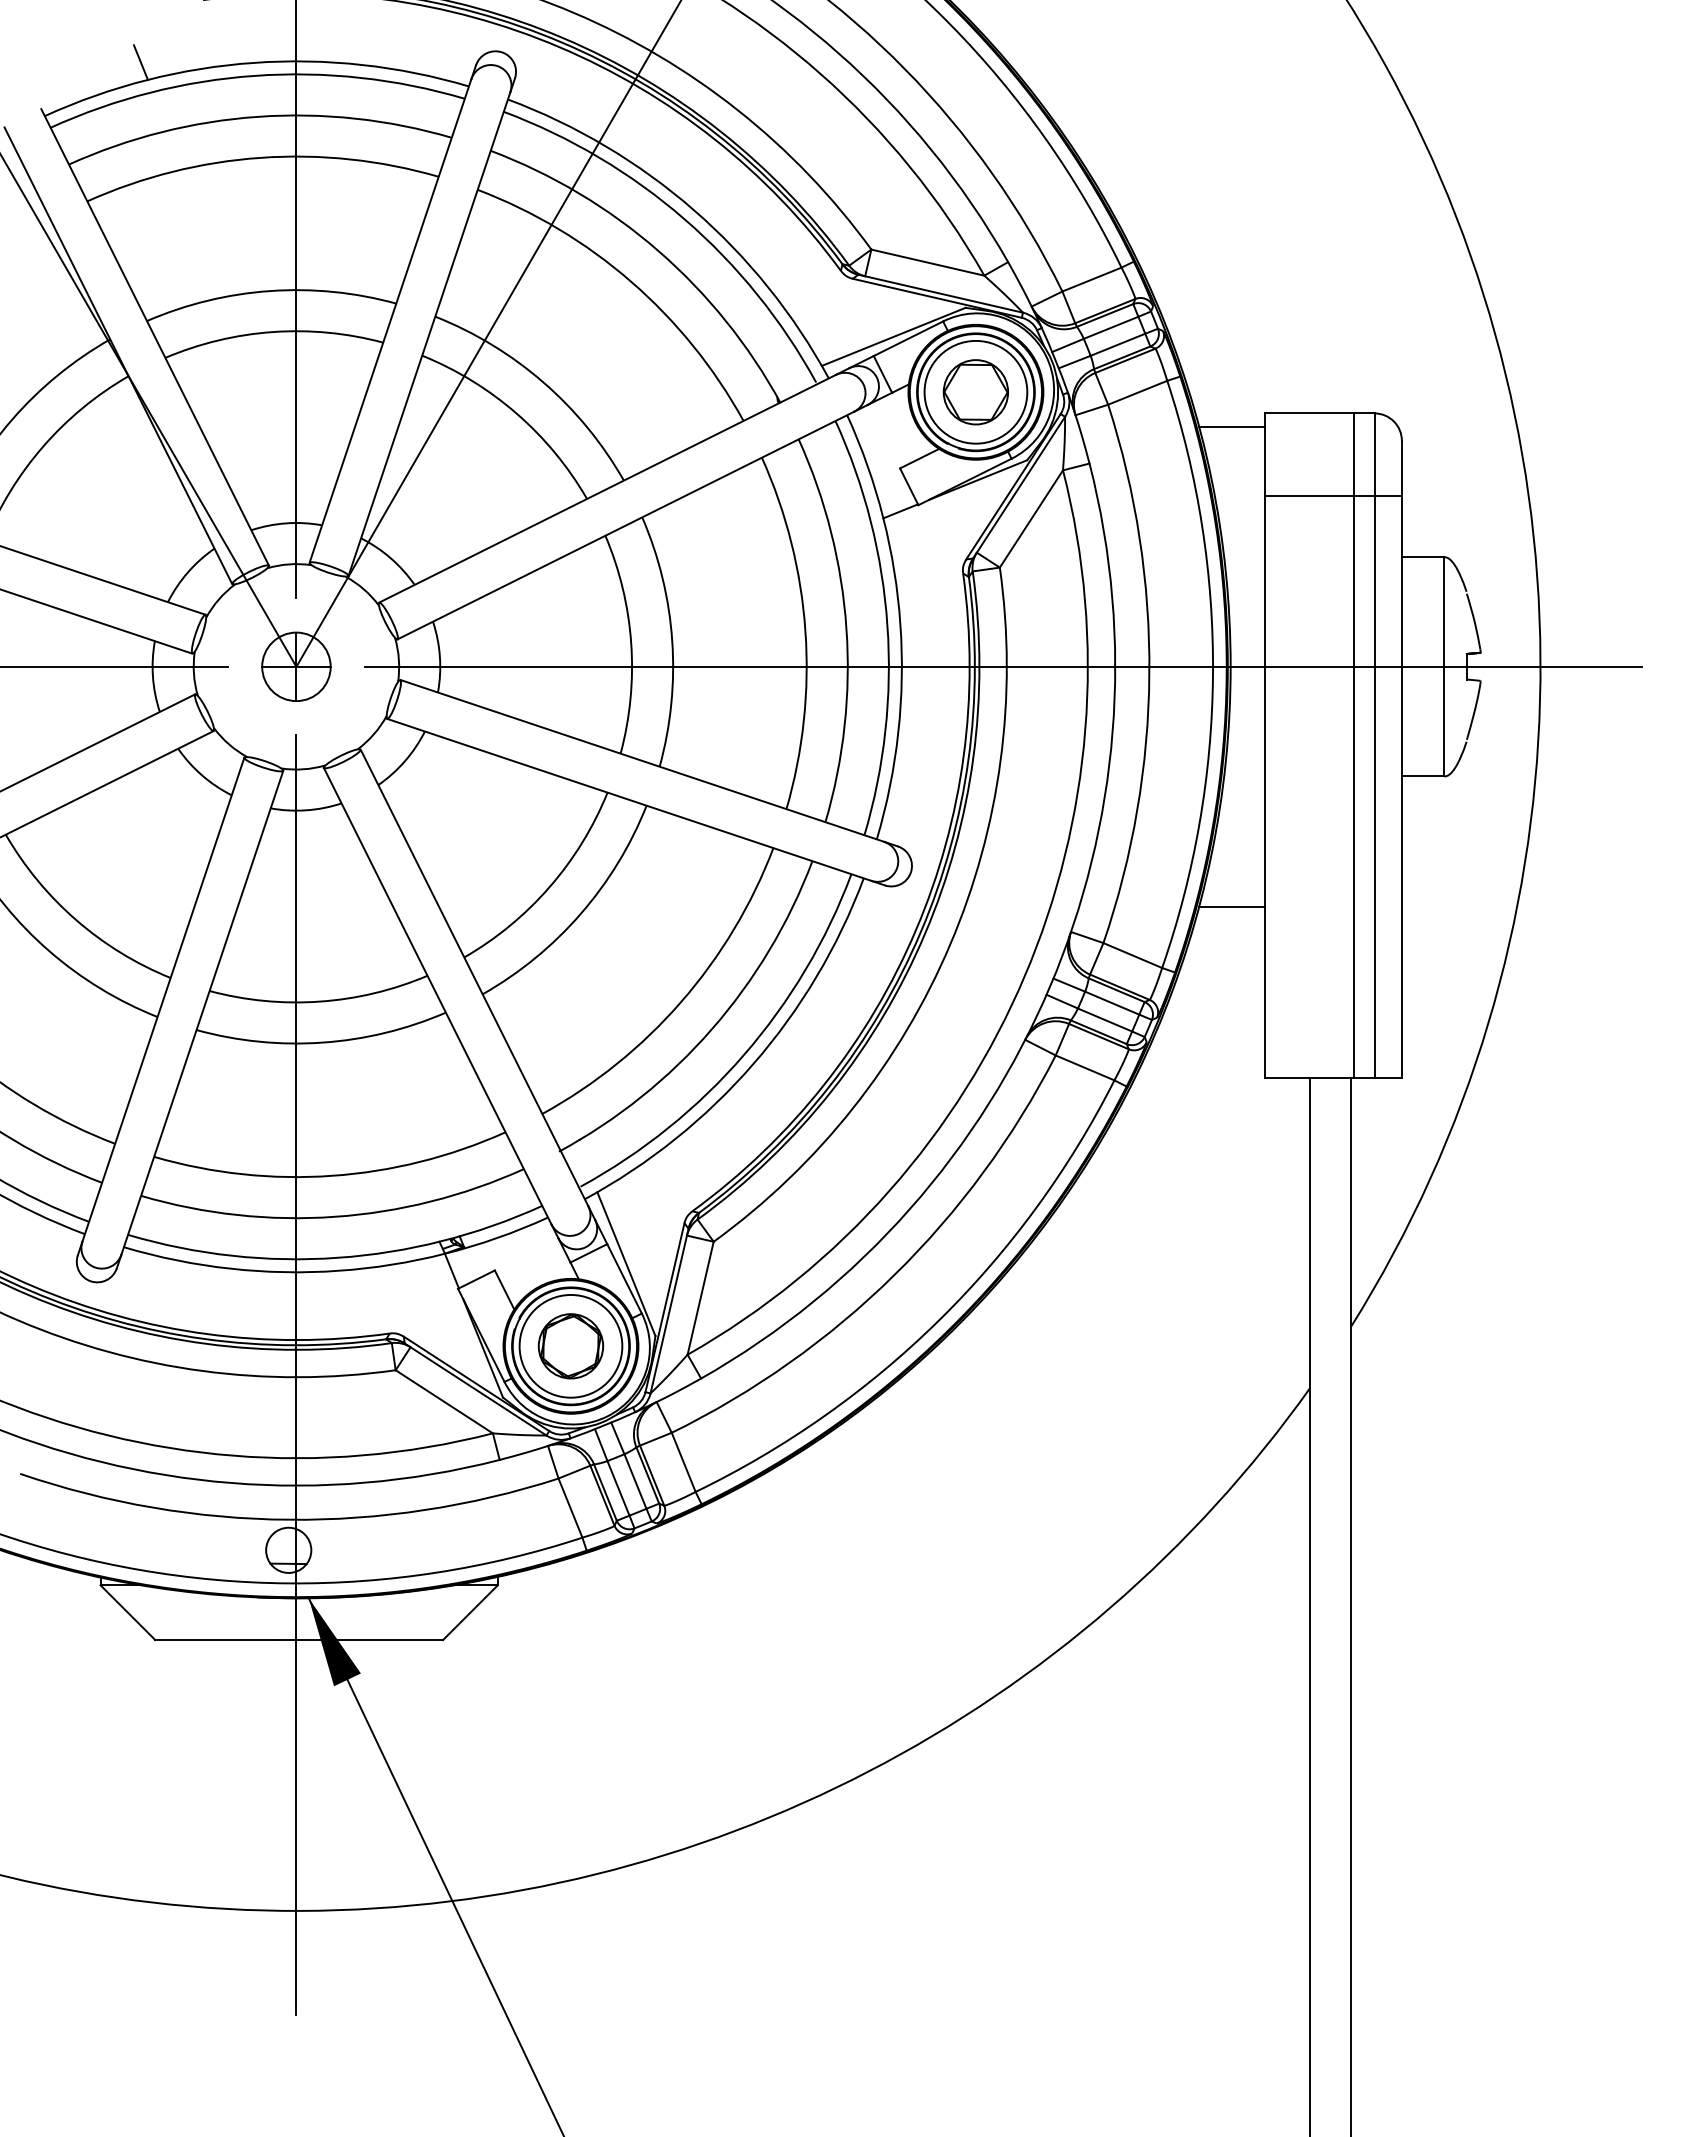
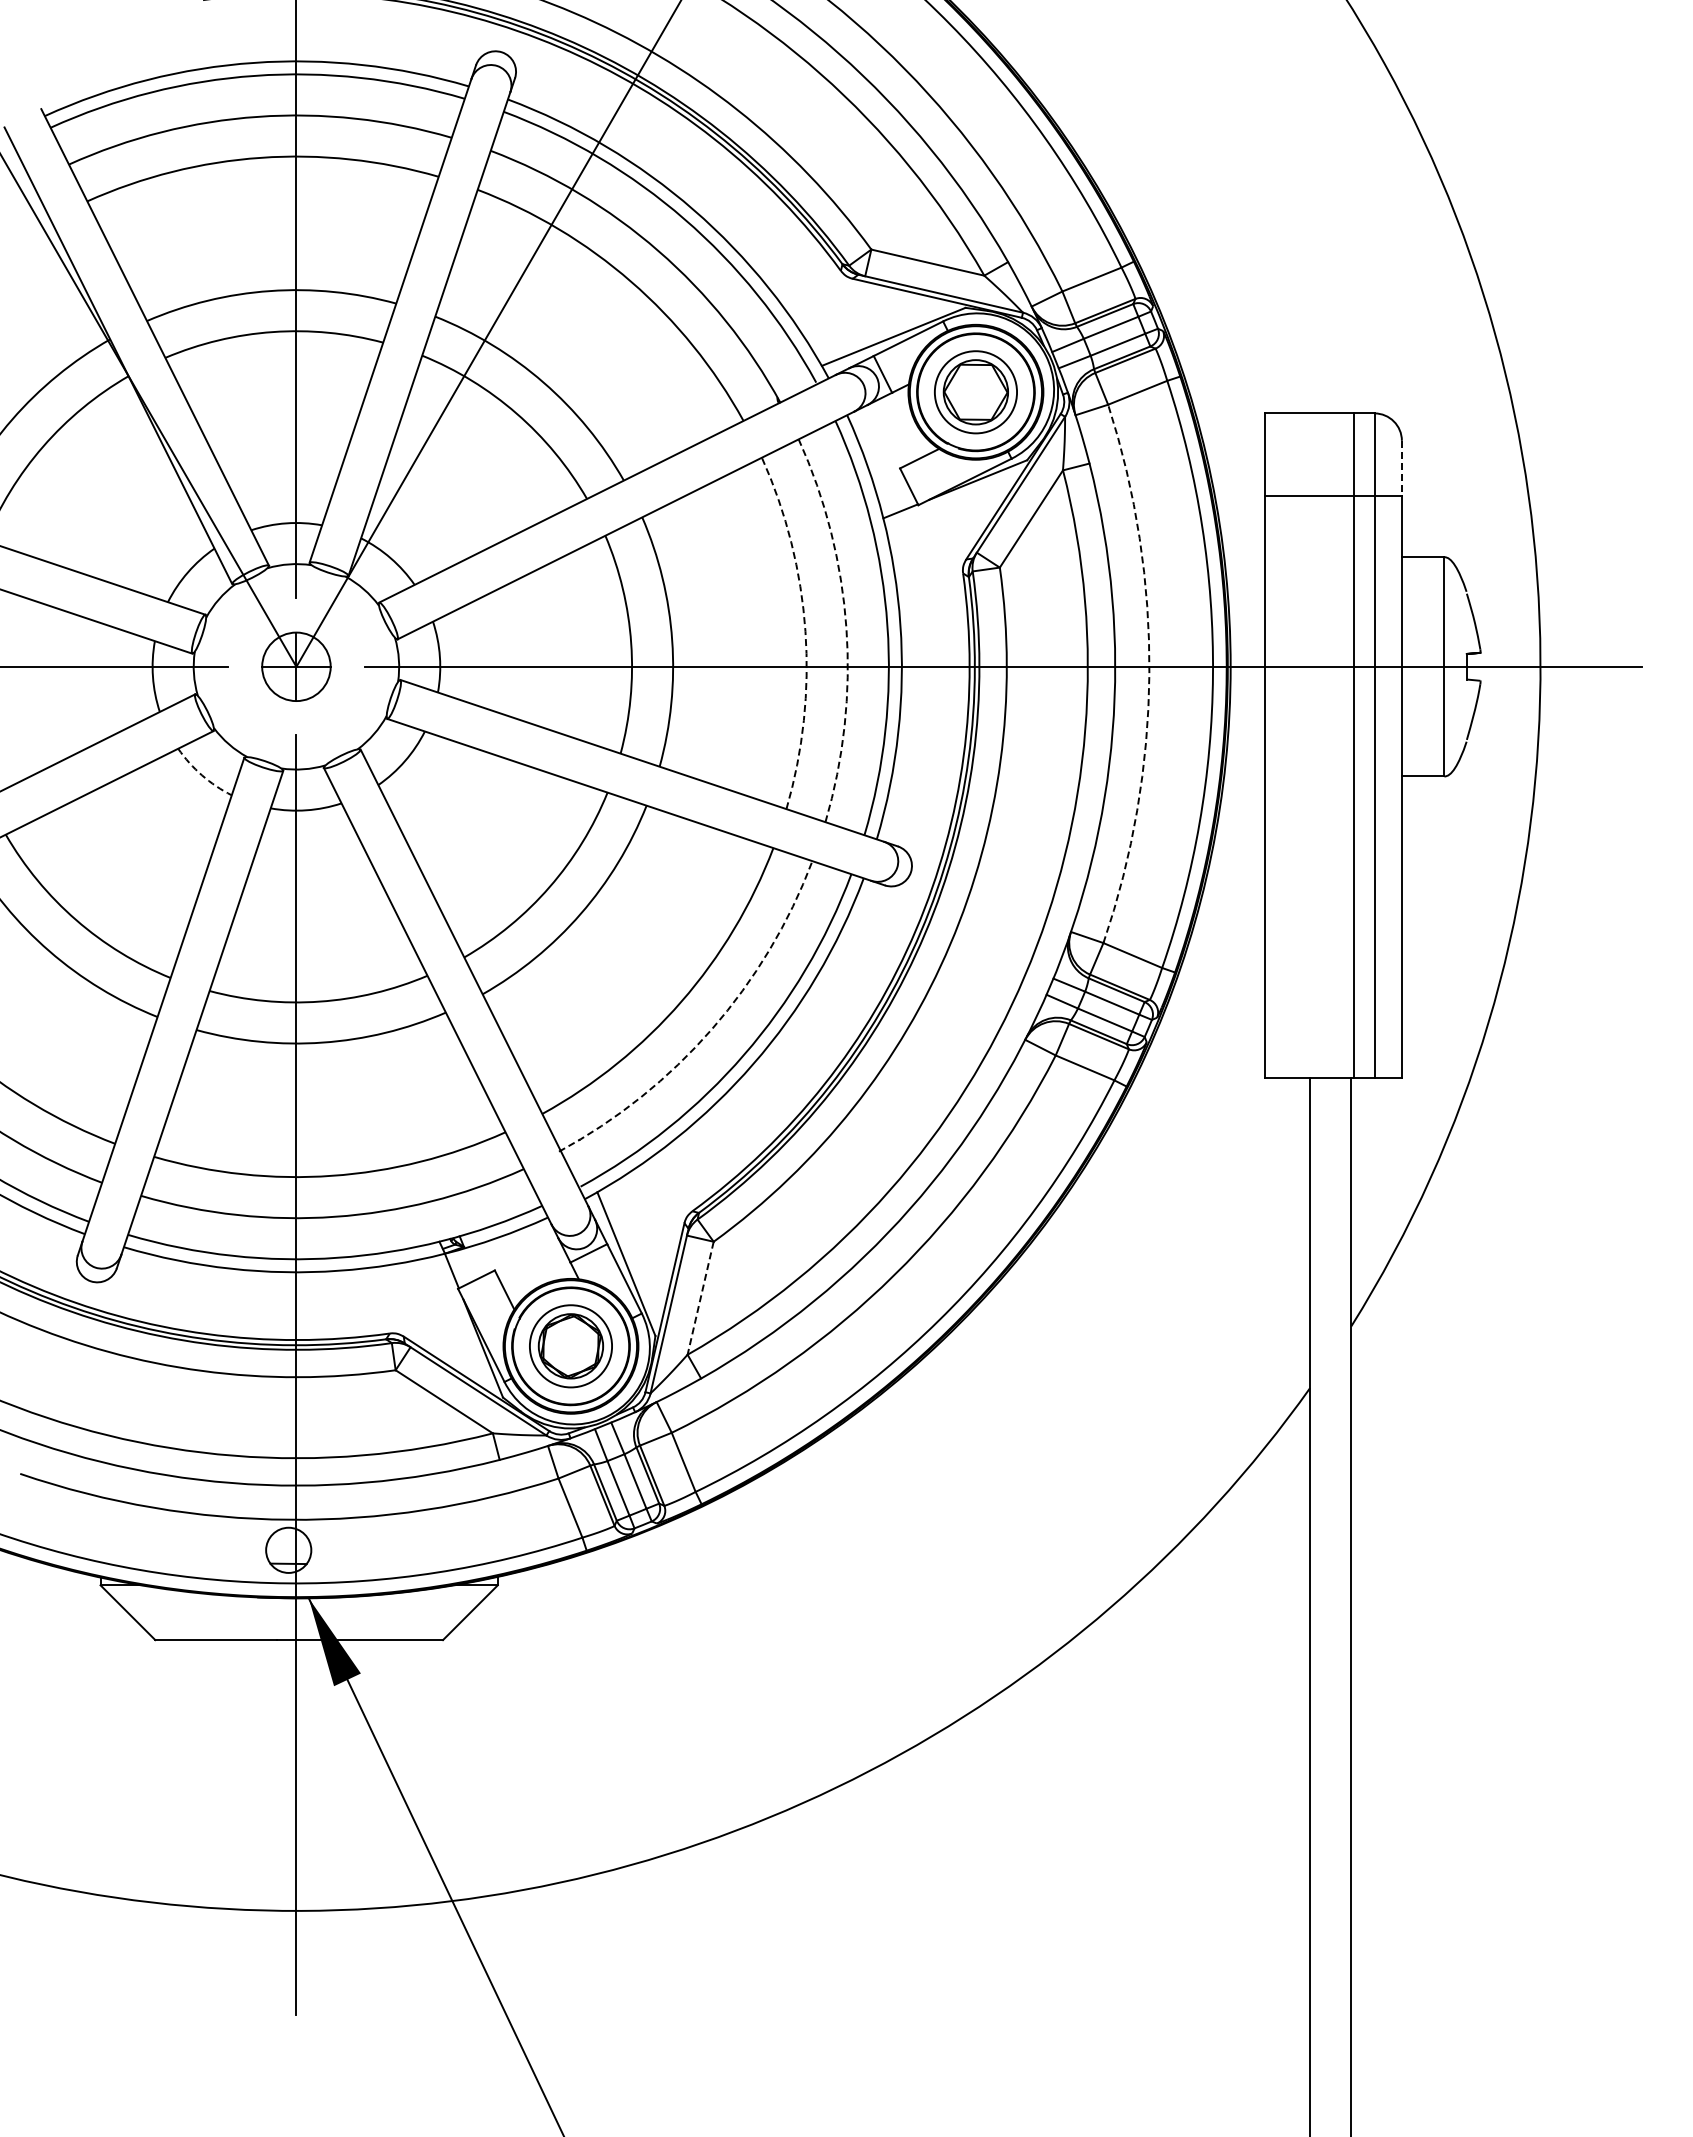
line: present -> none (140, 62)
circle diameter: 103 px -> 82 px (975, 392)
line: present -> none (1231, 427)
line: solid -> dashed (1401, 468)
arc: solid -> dashed (846, 628)
arc: solid -> dashed (805, 631)
arc: solid -> dashed (1149, 674)
arc: solid -> dashed (202, 775)
line: present -> none (1231, 906)
arc: solid -> dashed (711, 1029)
line: solid -> dashed (700, 1298)
circle diameter: 103 px -> 82 px (570, 1346)
